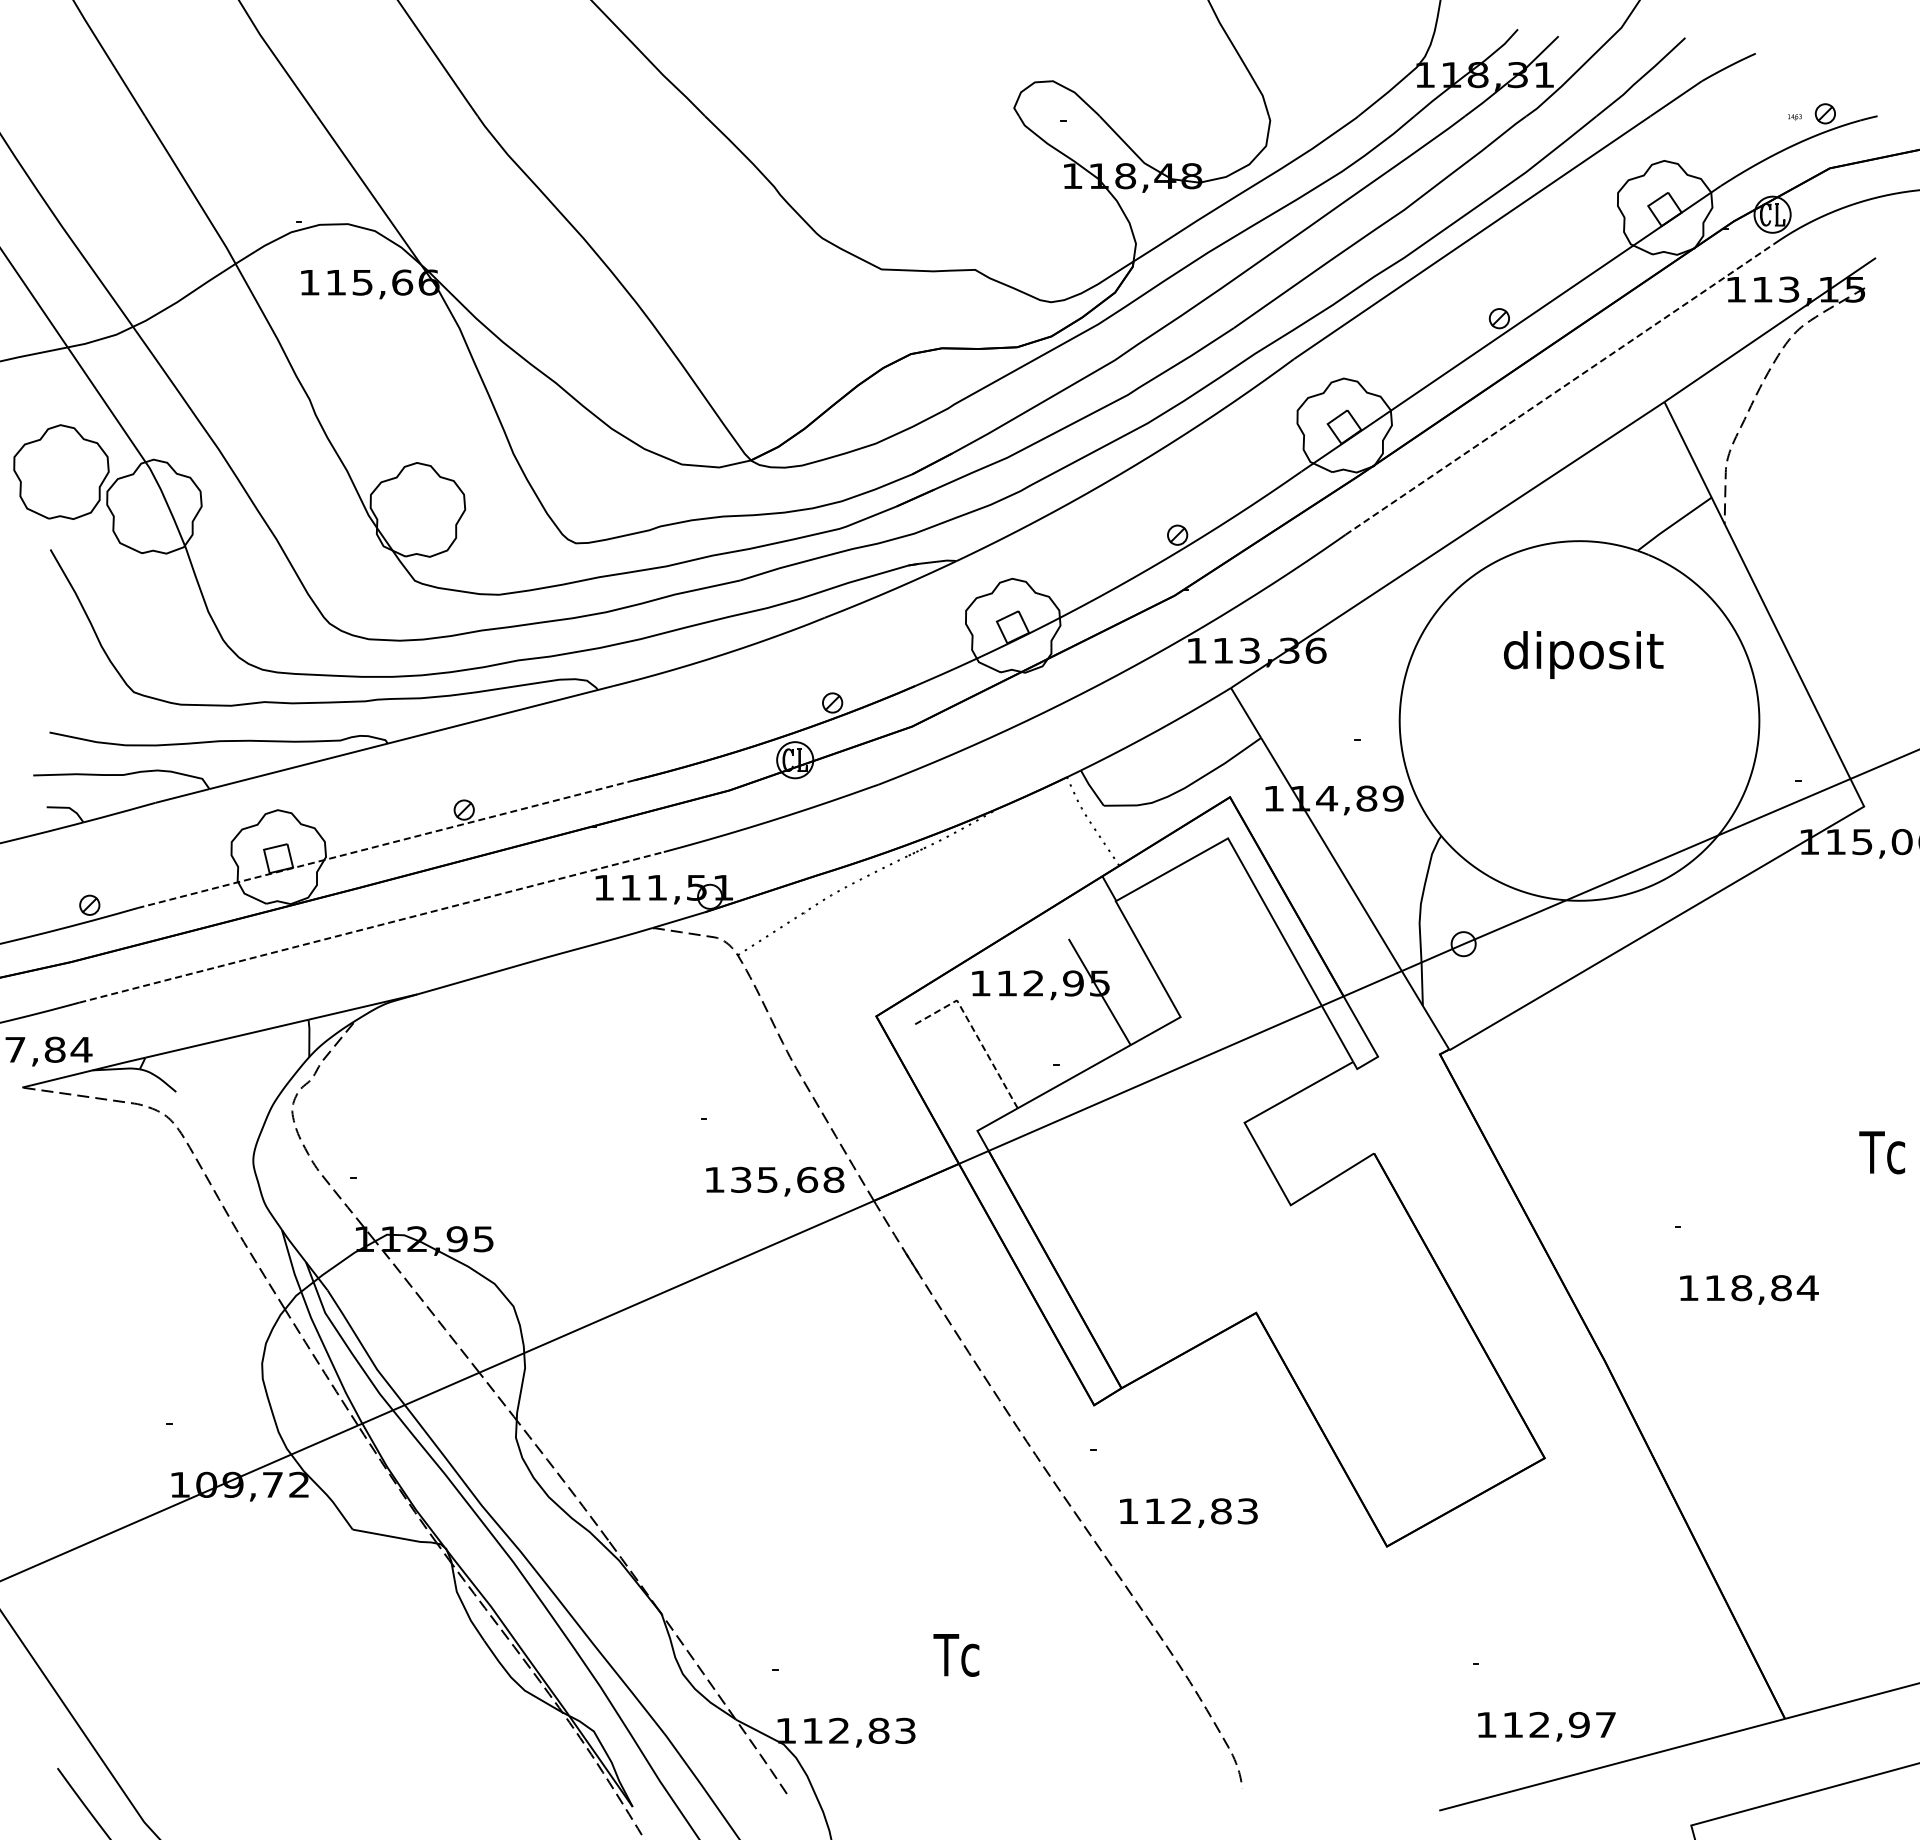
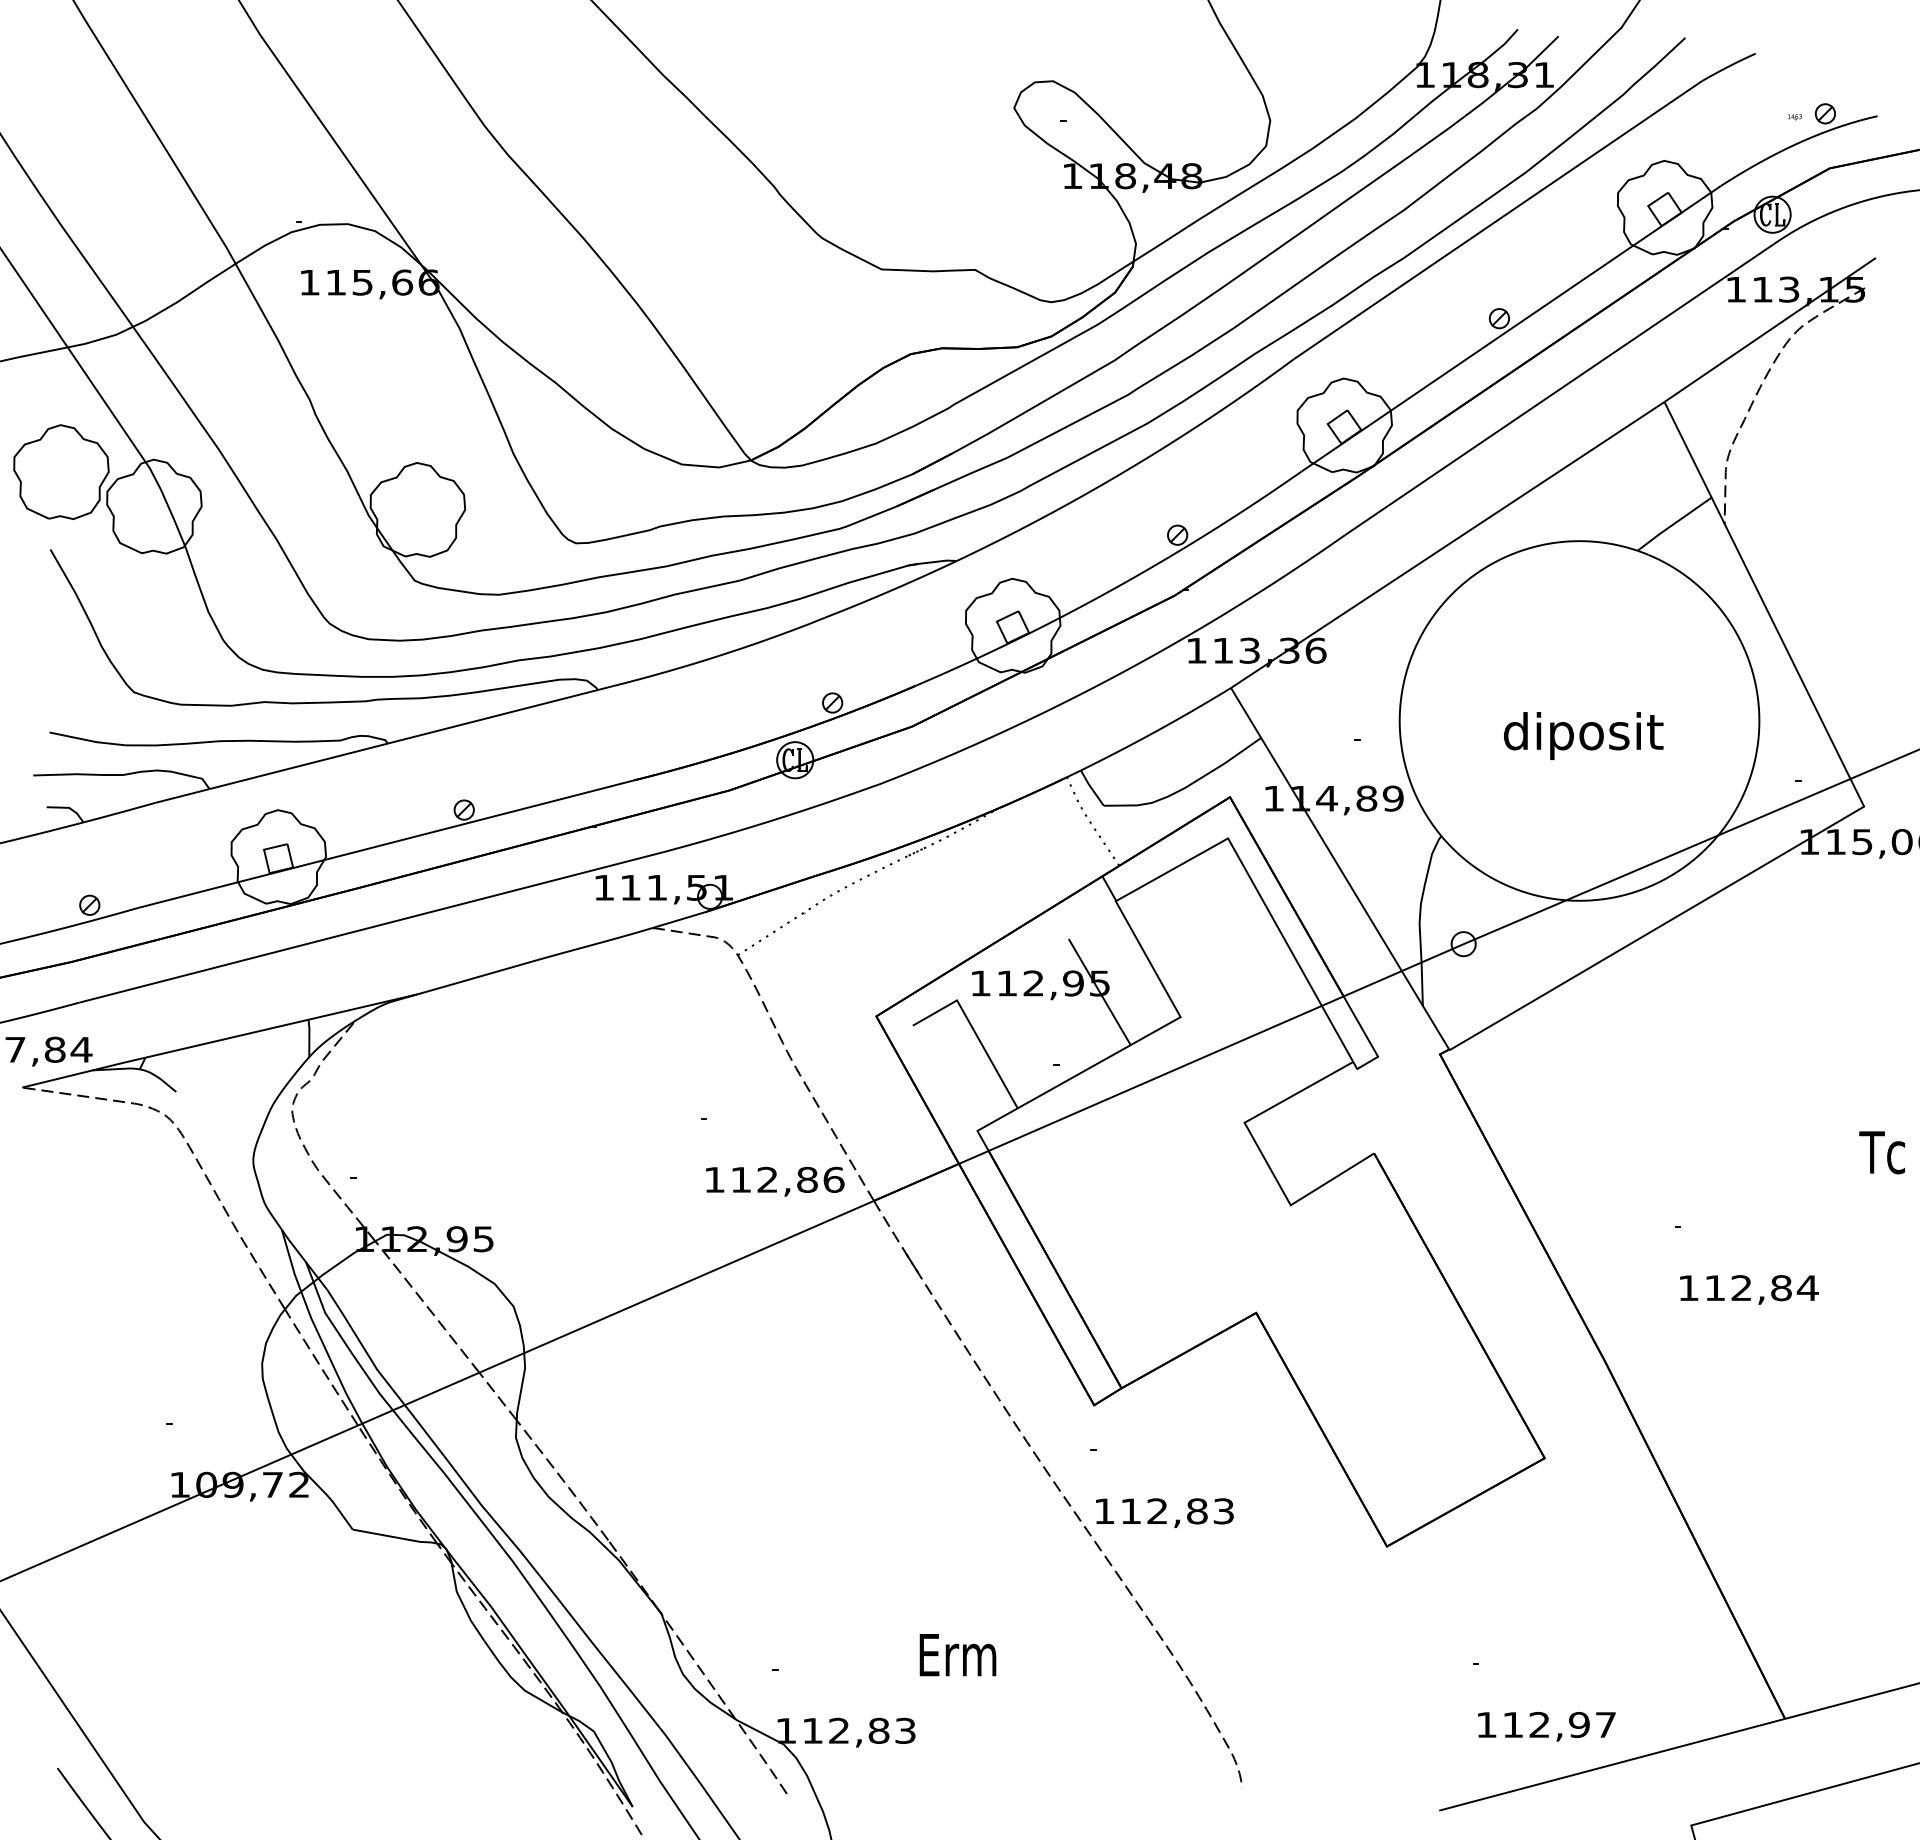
line: dashed -> solid (1559, 389)
text position: (1583, 654) -> (1583, 735) (1583, 735)
line: dashed -> solid (385, 844)
line: dashed -> solid (371, 927)
line: dashed -> solid (974, 1031)
text: 135,68 -> 112,86 (787, 1179)
text: 118,84 -> 112,84 (1741, 1288)
text position: (1188, 1512) -> (1164, 1512) (1164, 1512)
text: Tc -> Erm (957, 1655)
